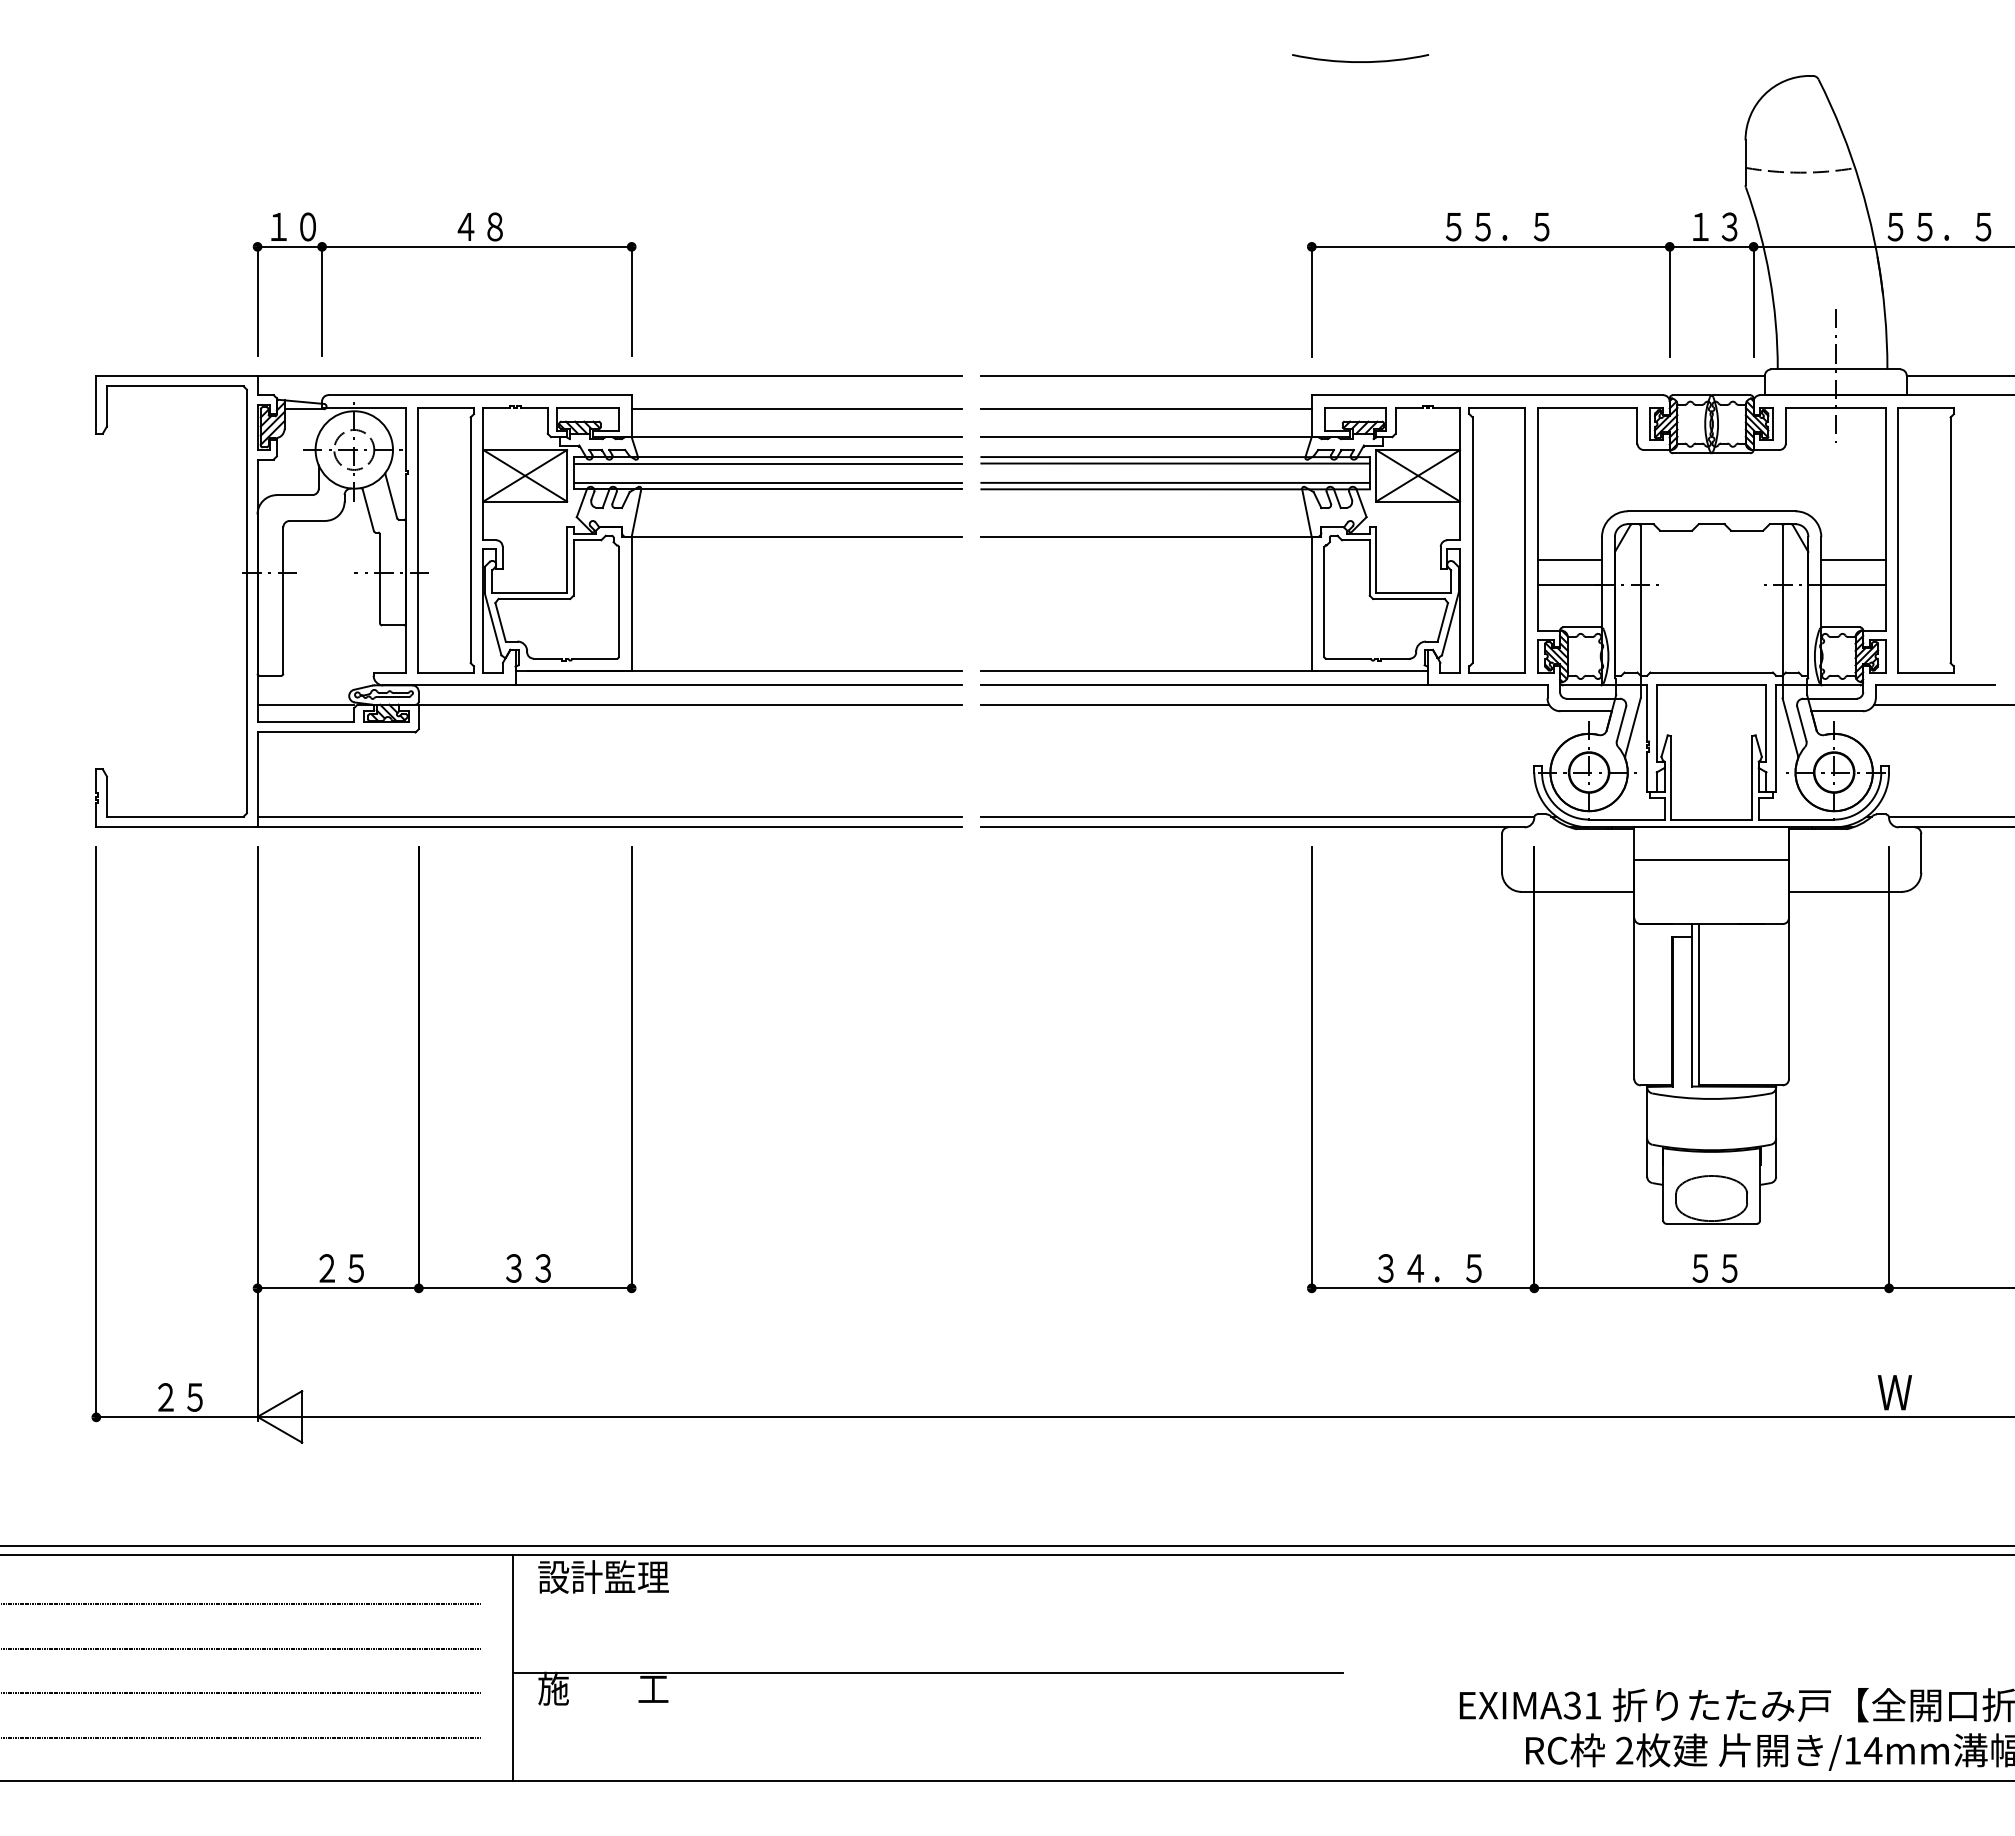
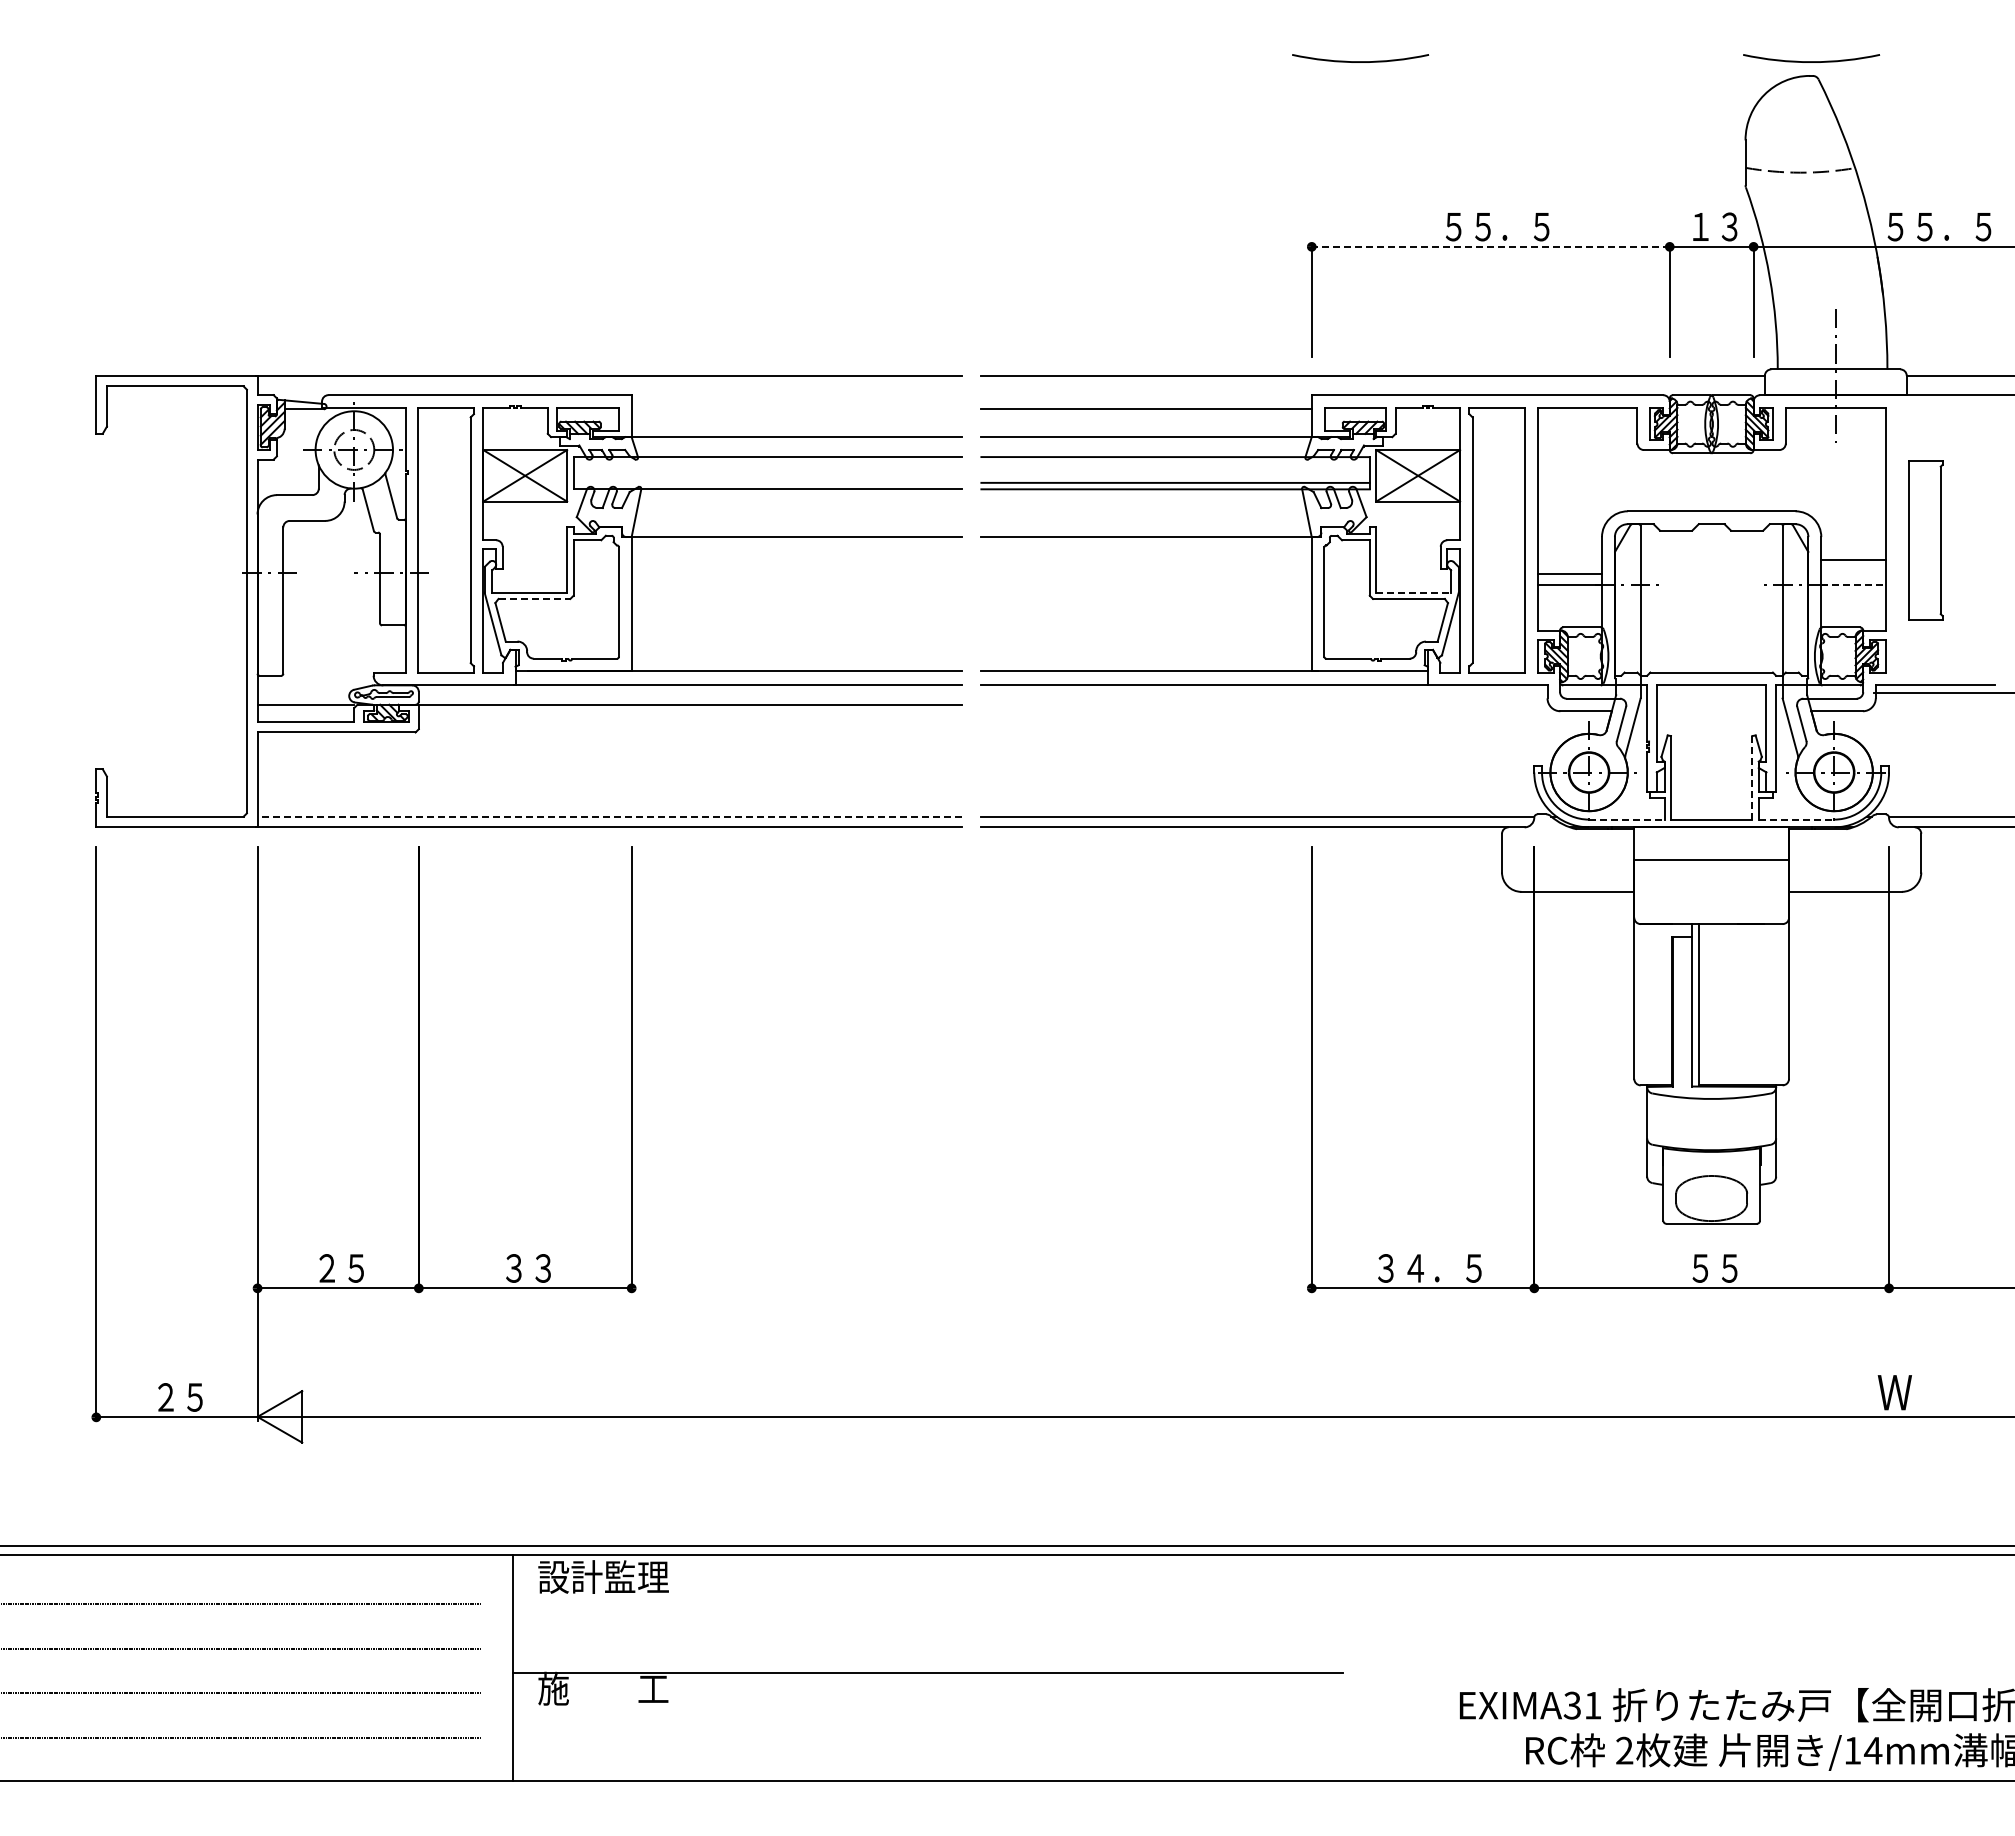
arc: none -> present (1811, 61)
line: solid -> dashed (1490, 246)
part: present -> none (444, 247)
line: present -> none (796, 409)
line: present -> none (767, 463)
line: present -> none (1175, 463)
line: present -> none (767, 482)
part size: 58x267 px -> 36x161 px (1925, 540)
line position: (1569, 559) -> (1569, 573) (1569, 573)
line: solid -> dashed (1854, 585)
line: solid -> dashed (1414, 592)
line: solid -> dashed (534, 598)
line: present -> none (1265, 704)
line position: (1942, 704) -> (1942, 692) (1942, 692)
line: solid -> dashed (1752, 777)
line: solid -> dashed (609, 816)
line: solid -> dashed (1626, 819)
line: solid -> dashed (1796, 819)
